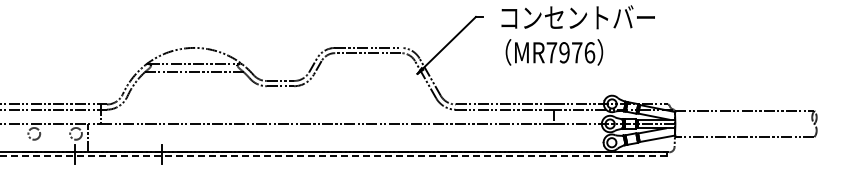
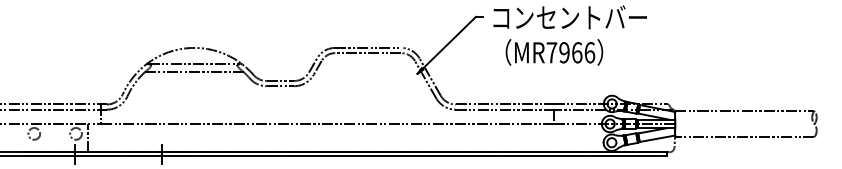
text position: (577, 17) -> (569, 17) (569, 17)
text: MR7976 -> MR7966 (577, 52)
line: dashed -> solid (333, 156)
